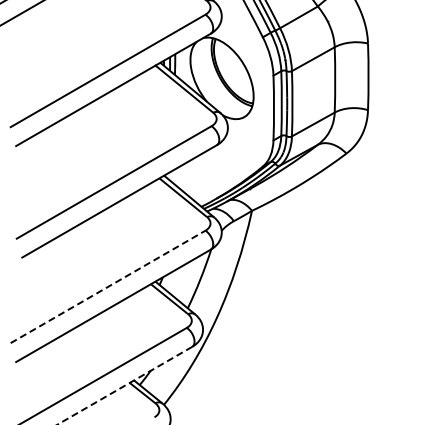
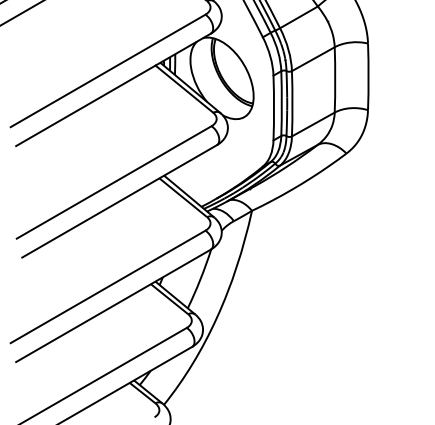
line: dashed -> solid (108, 286)
line: dashed -> solid (124, 385)
